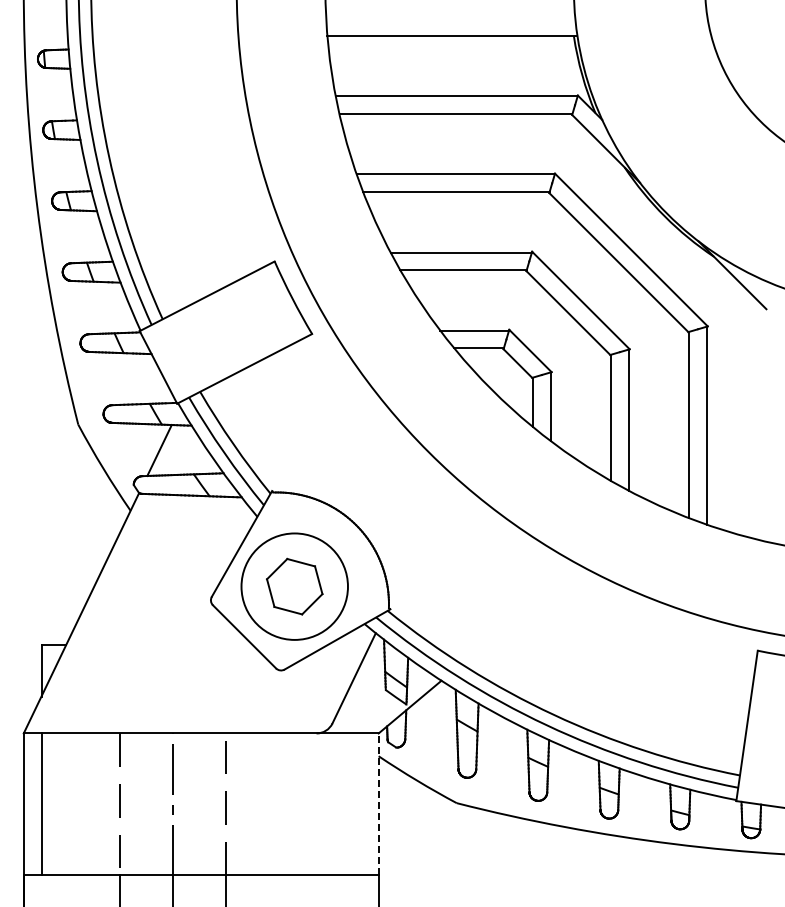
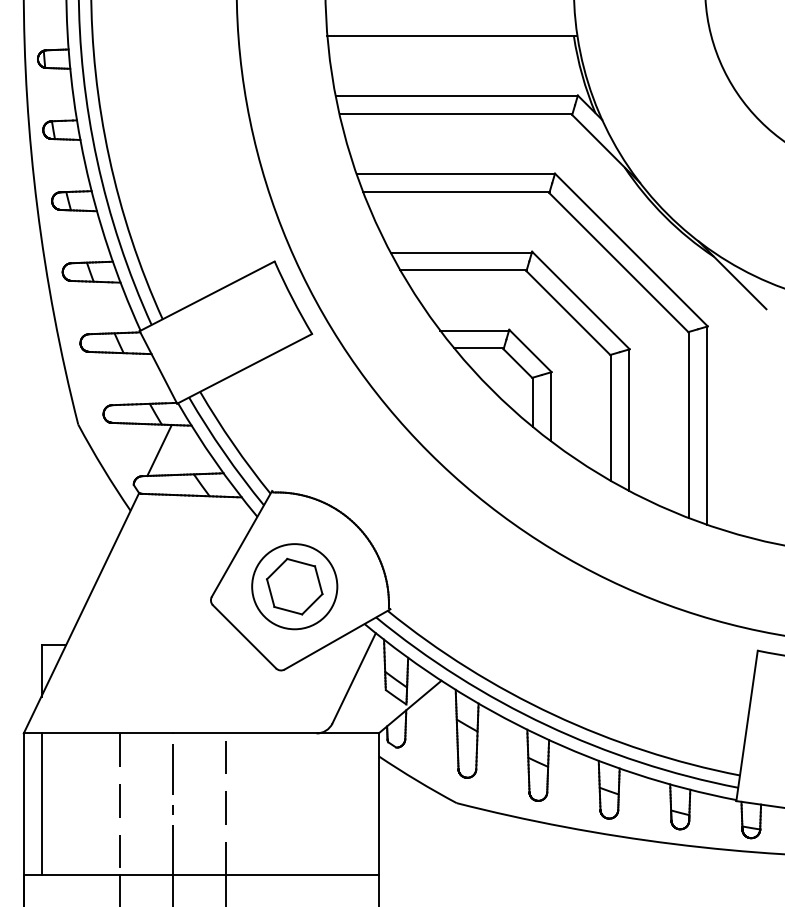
circle diameter: 106 px -> 85 px (294, 586)
line: dashed -> solid (378, 804)
